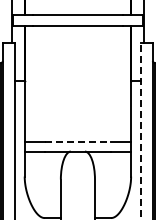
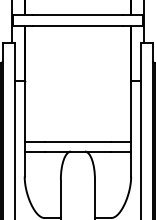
line: dashed -> solid (140, 131)
line: dashed -> solid (78, 141)
